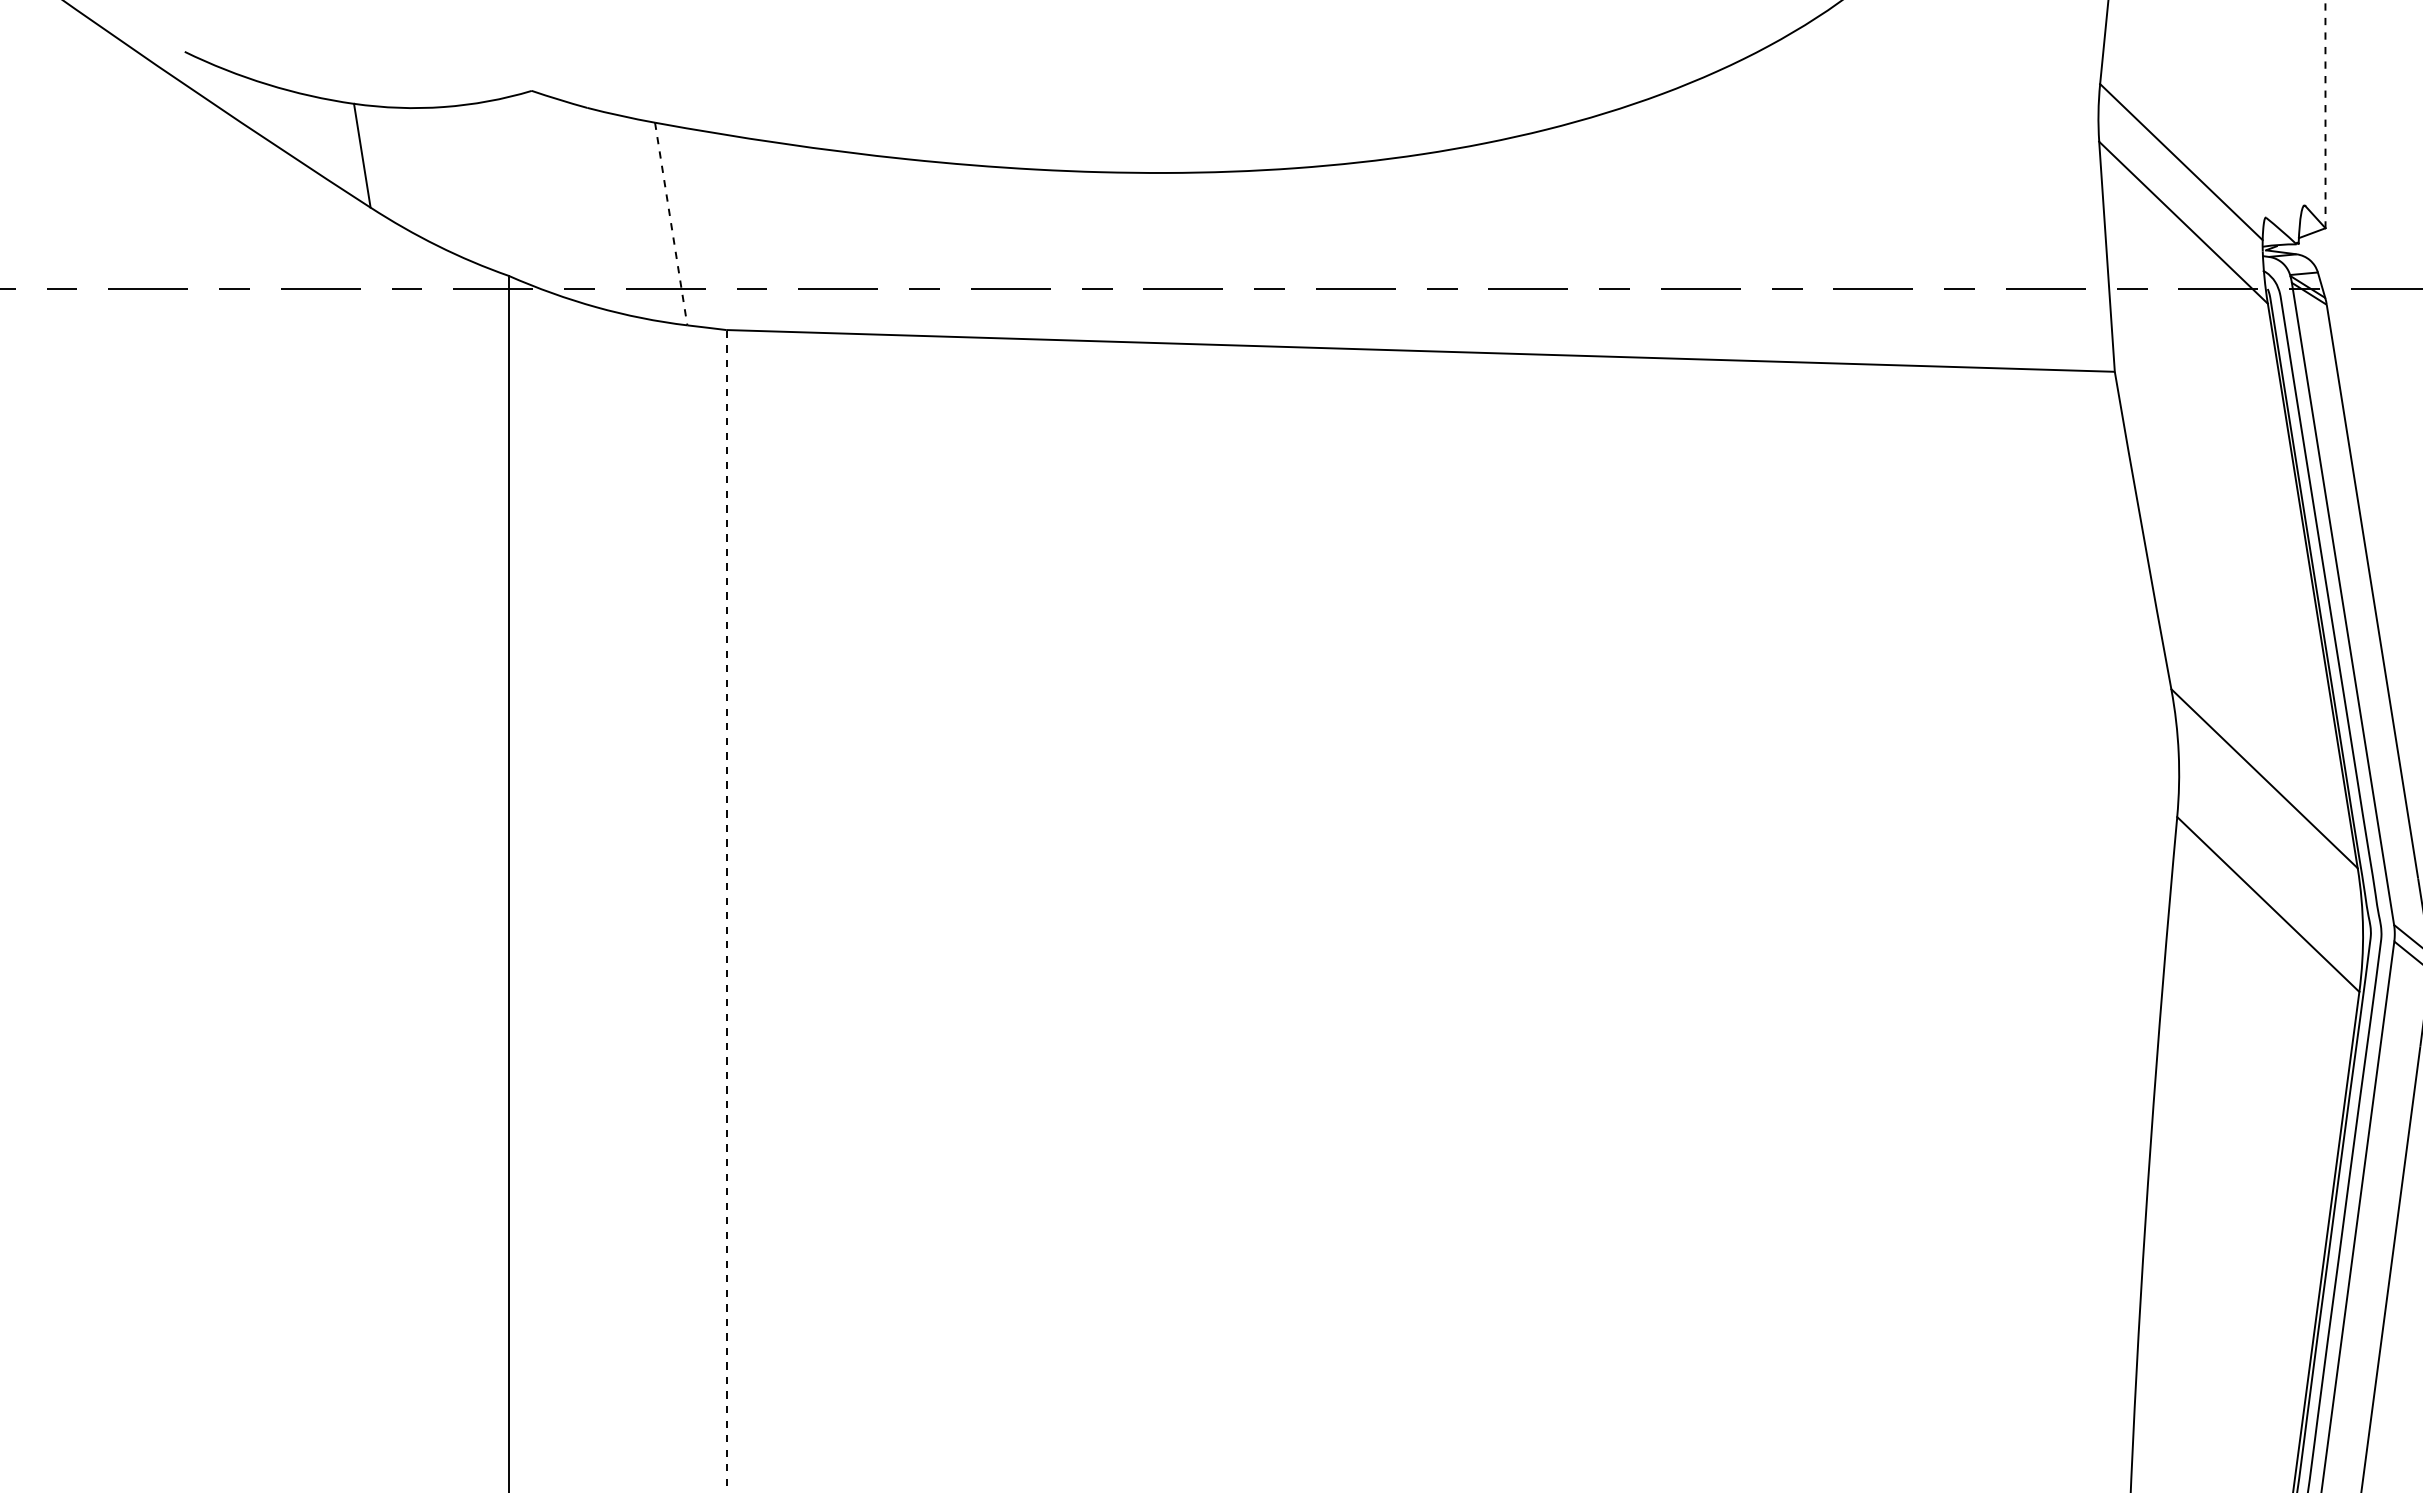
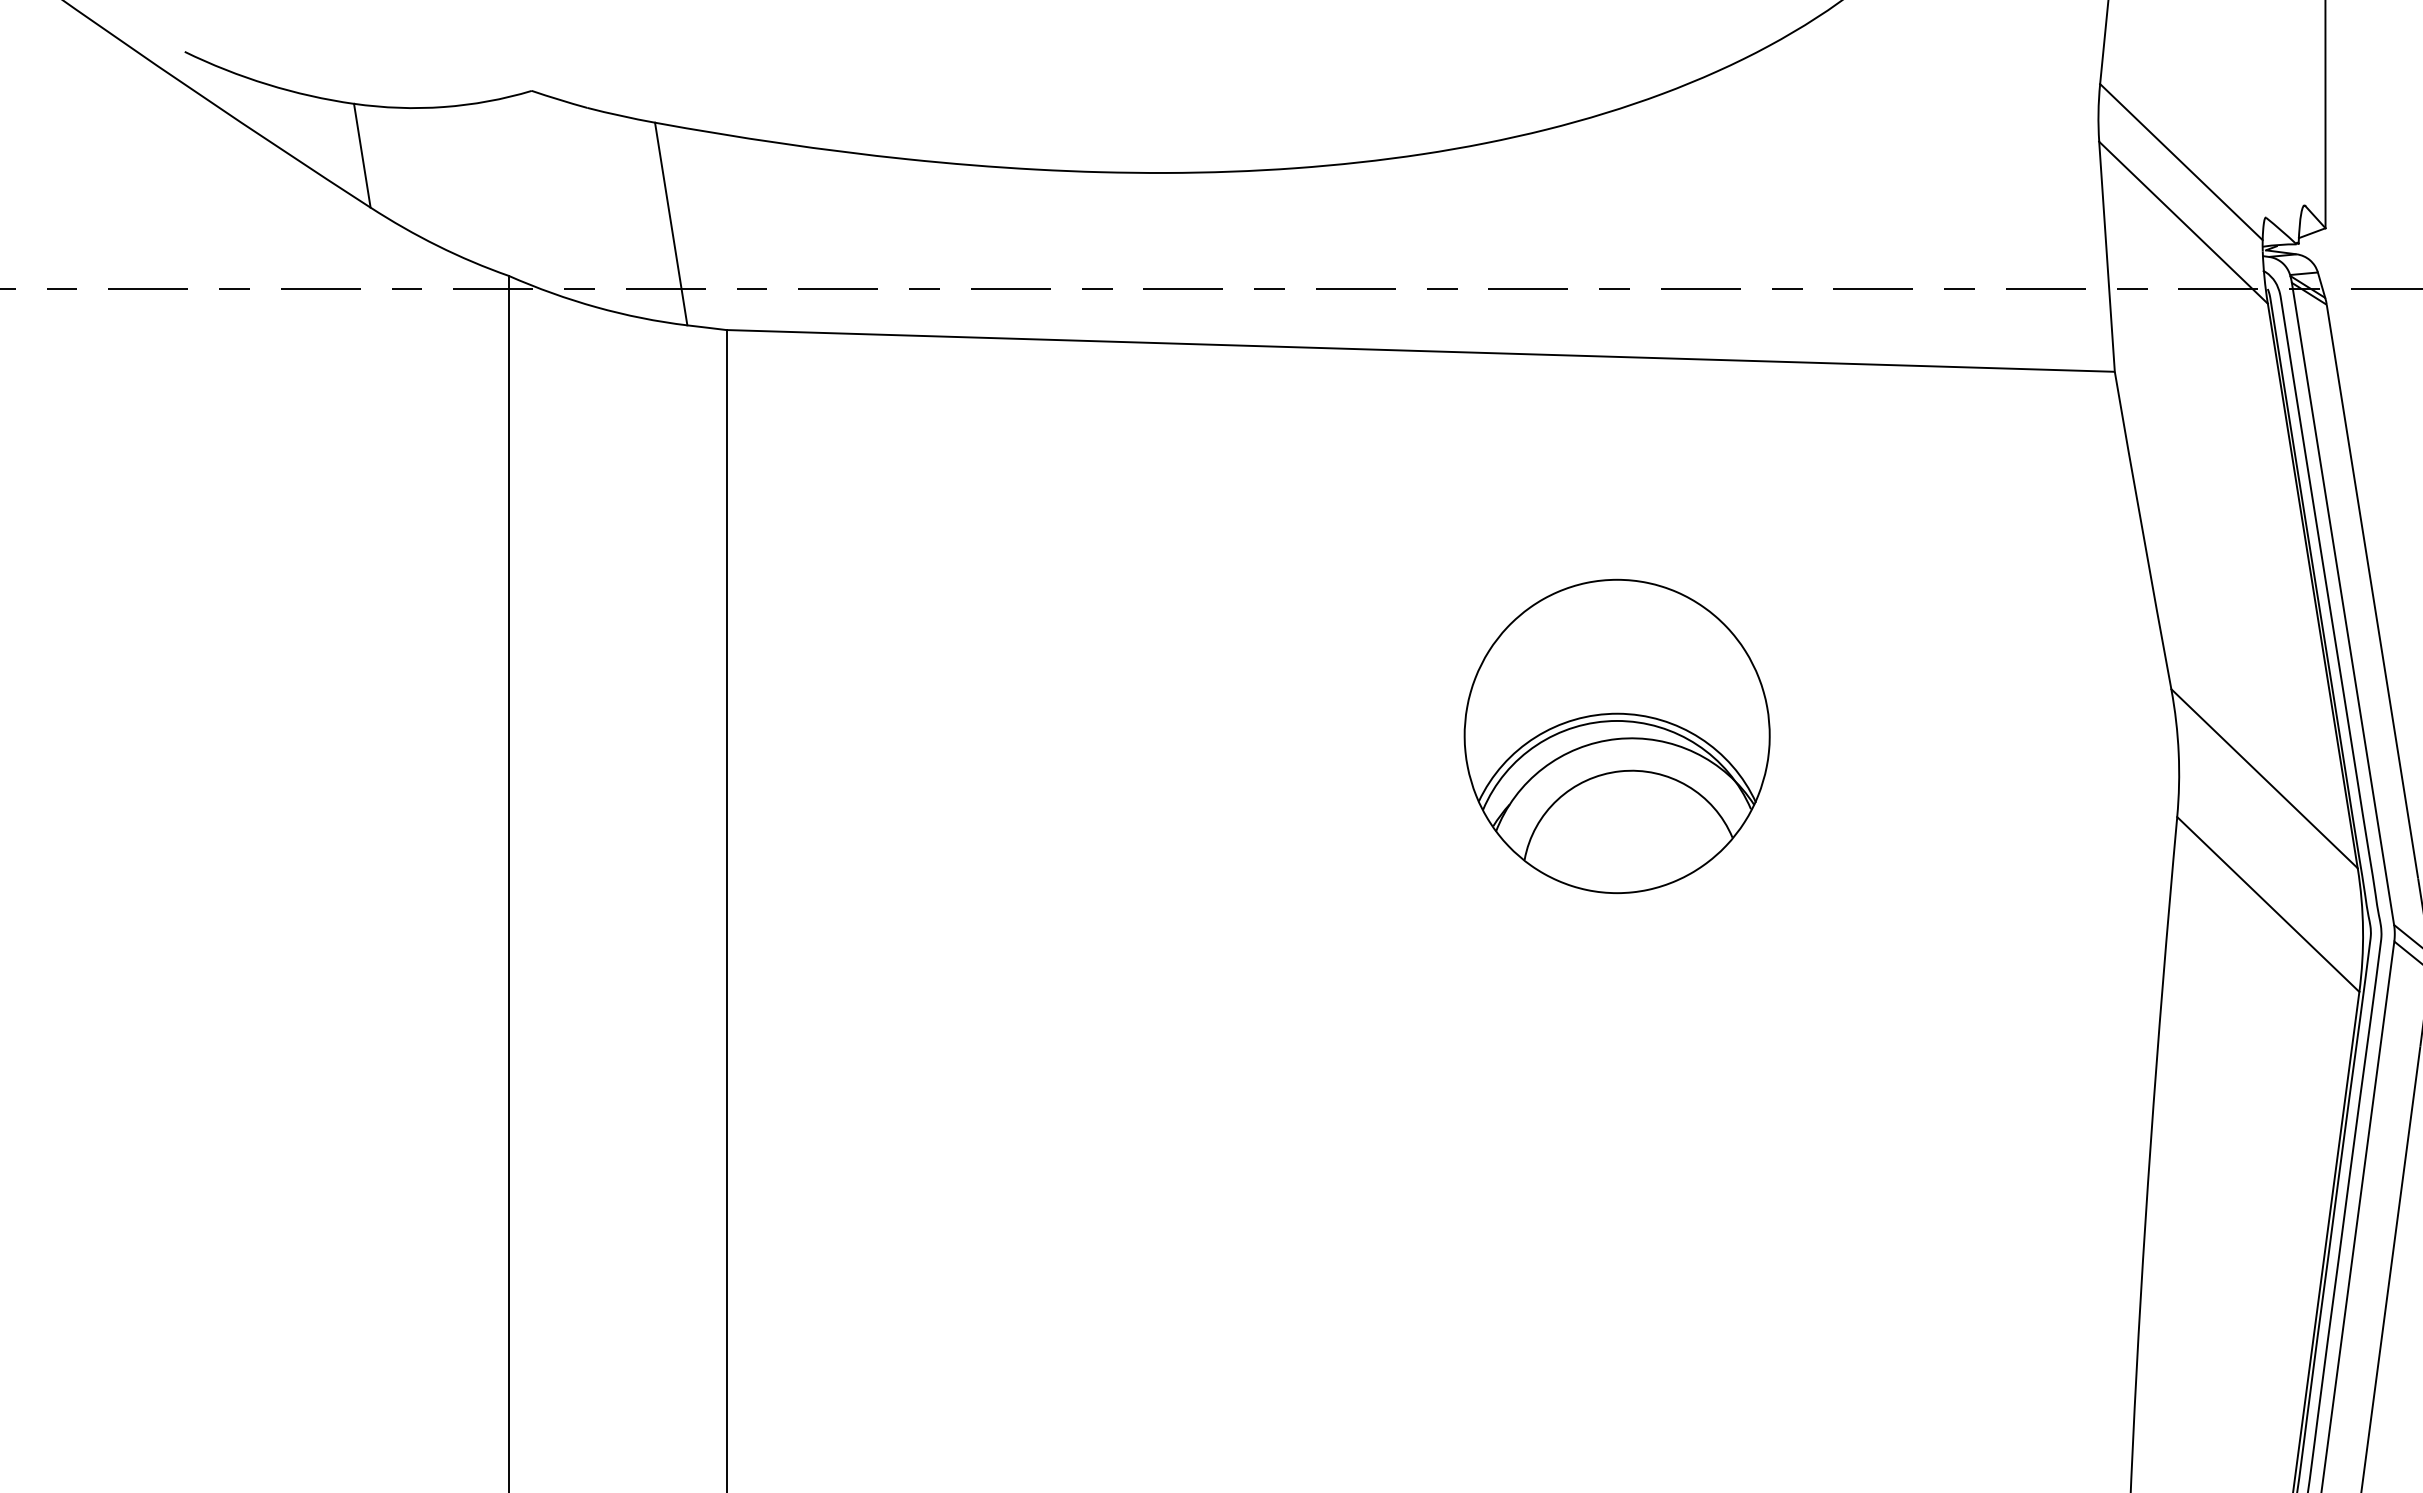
line: dashed -> solid (2325, 114)
line: dashed -> solid (671, 224)
part: none -> present (1616, 736)
line: dashed -> solid (726, 910)
